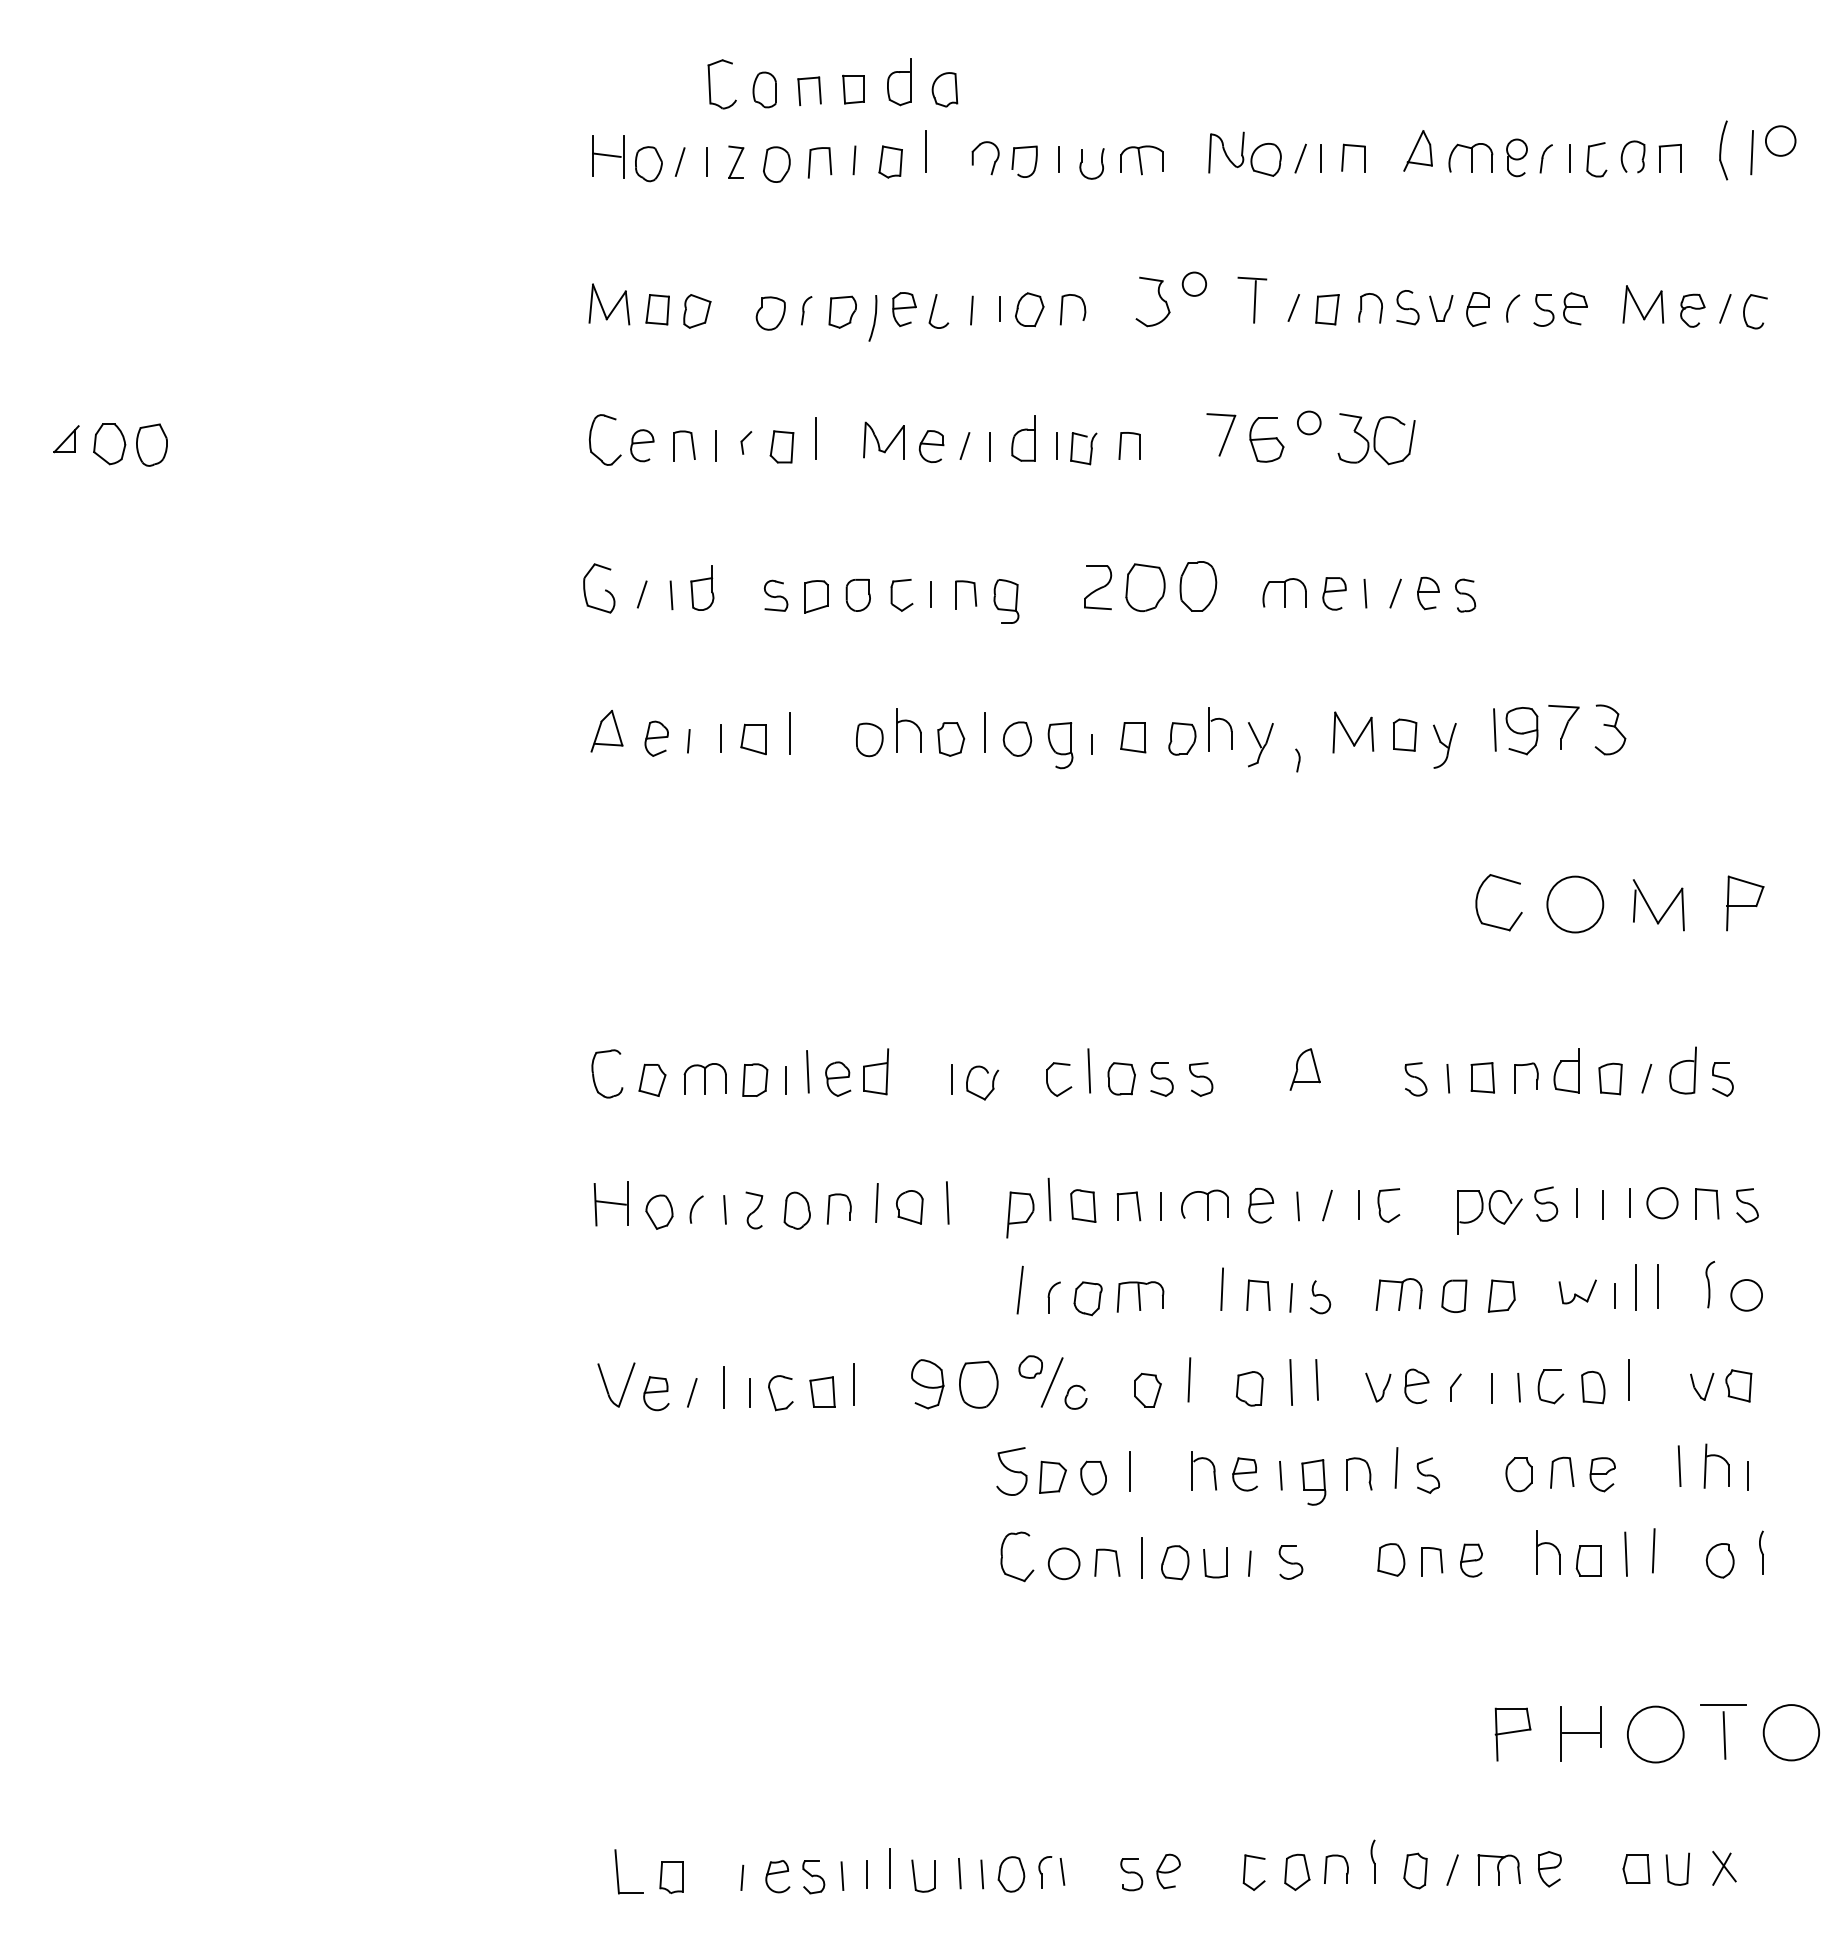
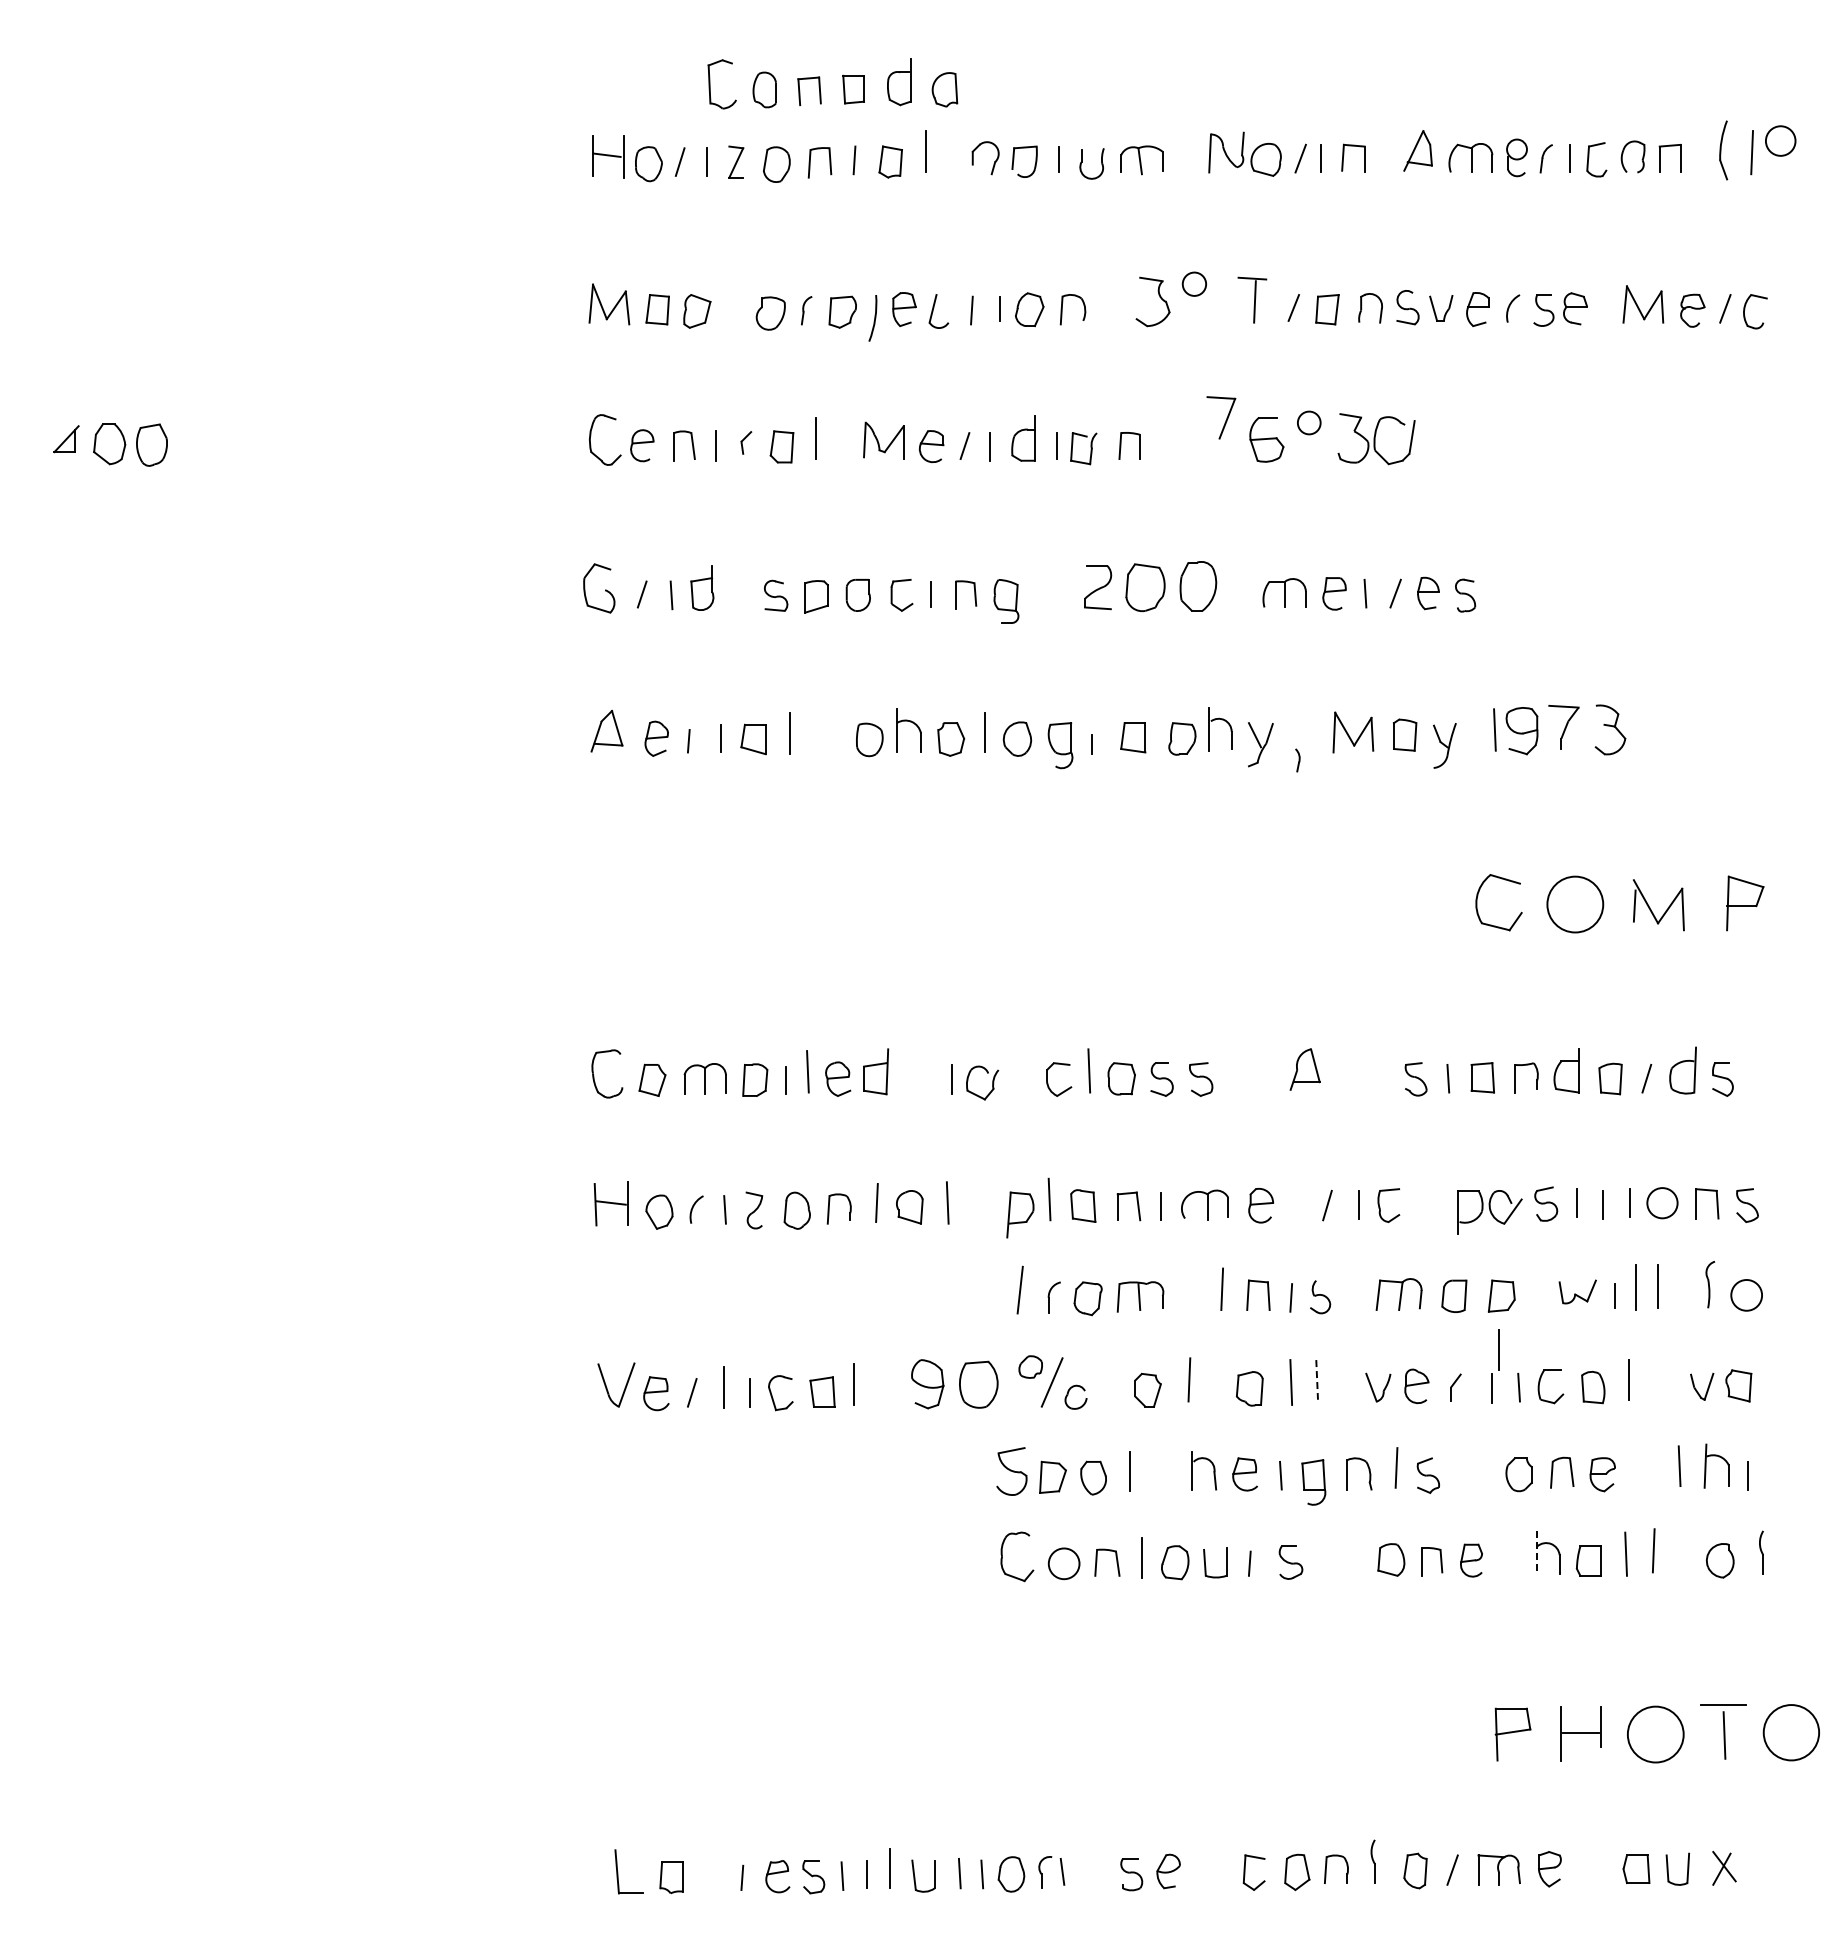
part position: (1221, 434) -> (1221, 417) (1221, 417)
line: present -> none (1298, 1206)
line: none -> present (1498, 1349)
line: solid -> dashed (1317, 1379)
line: solid -> dashed (1537, 1552)
